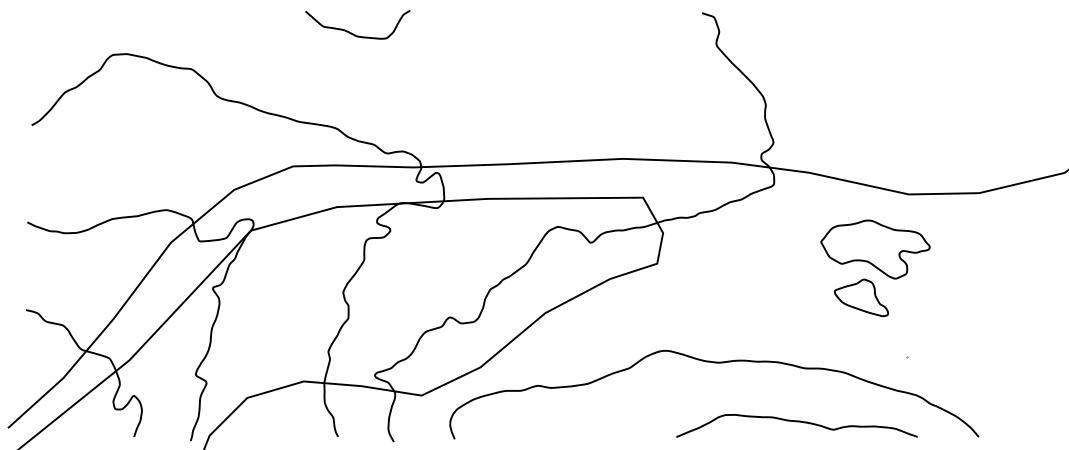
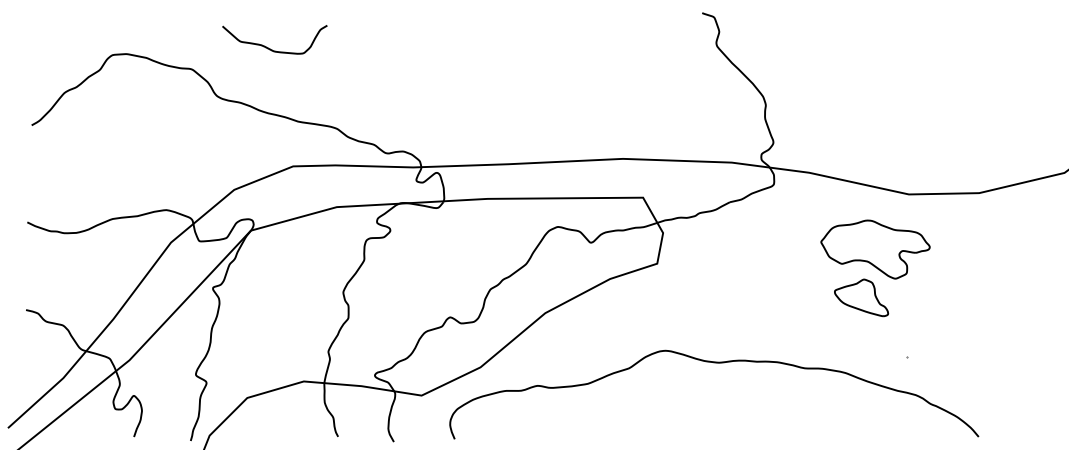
curve position: (353, 33) -> (270, 48) (270, 48)
curve: present -> none (796, 422)
